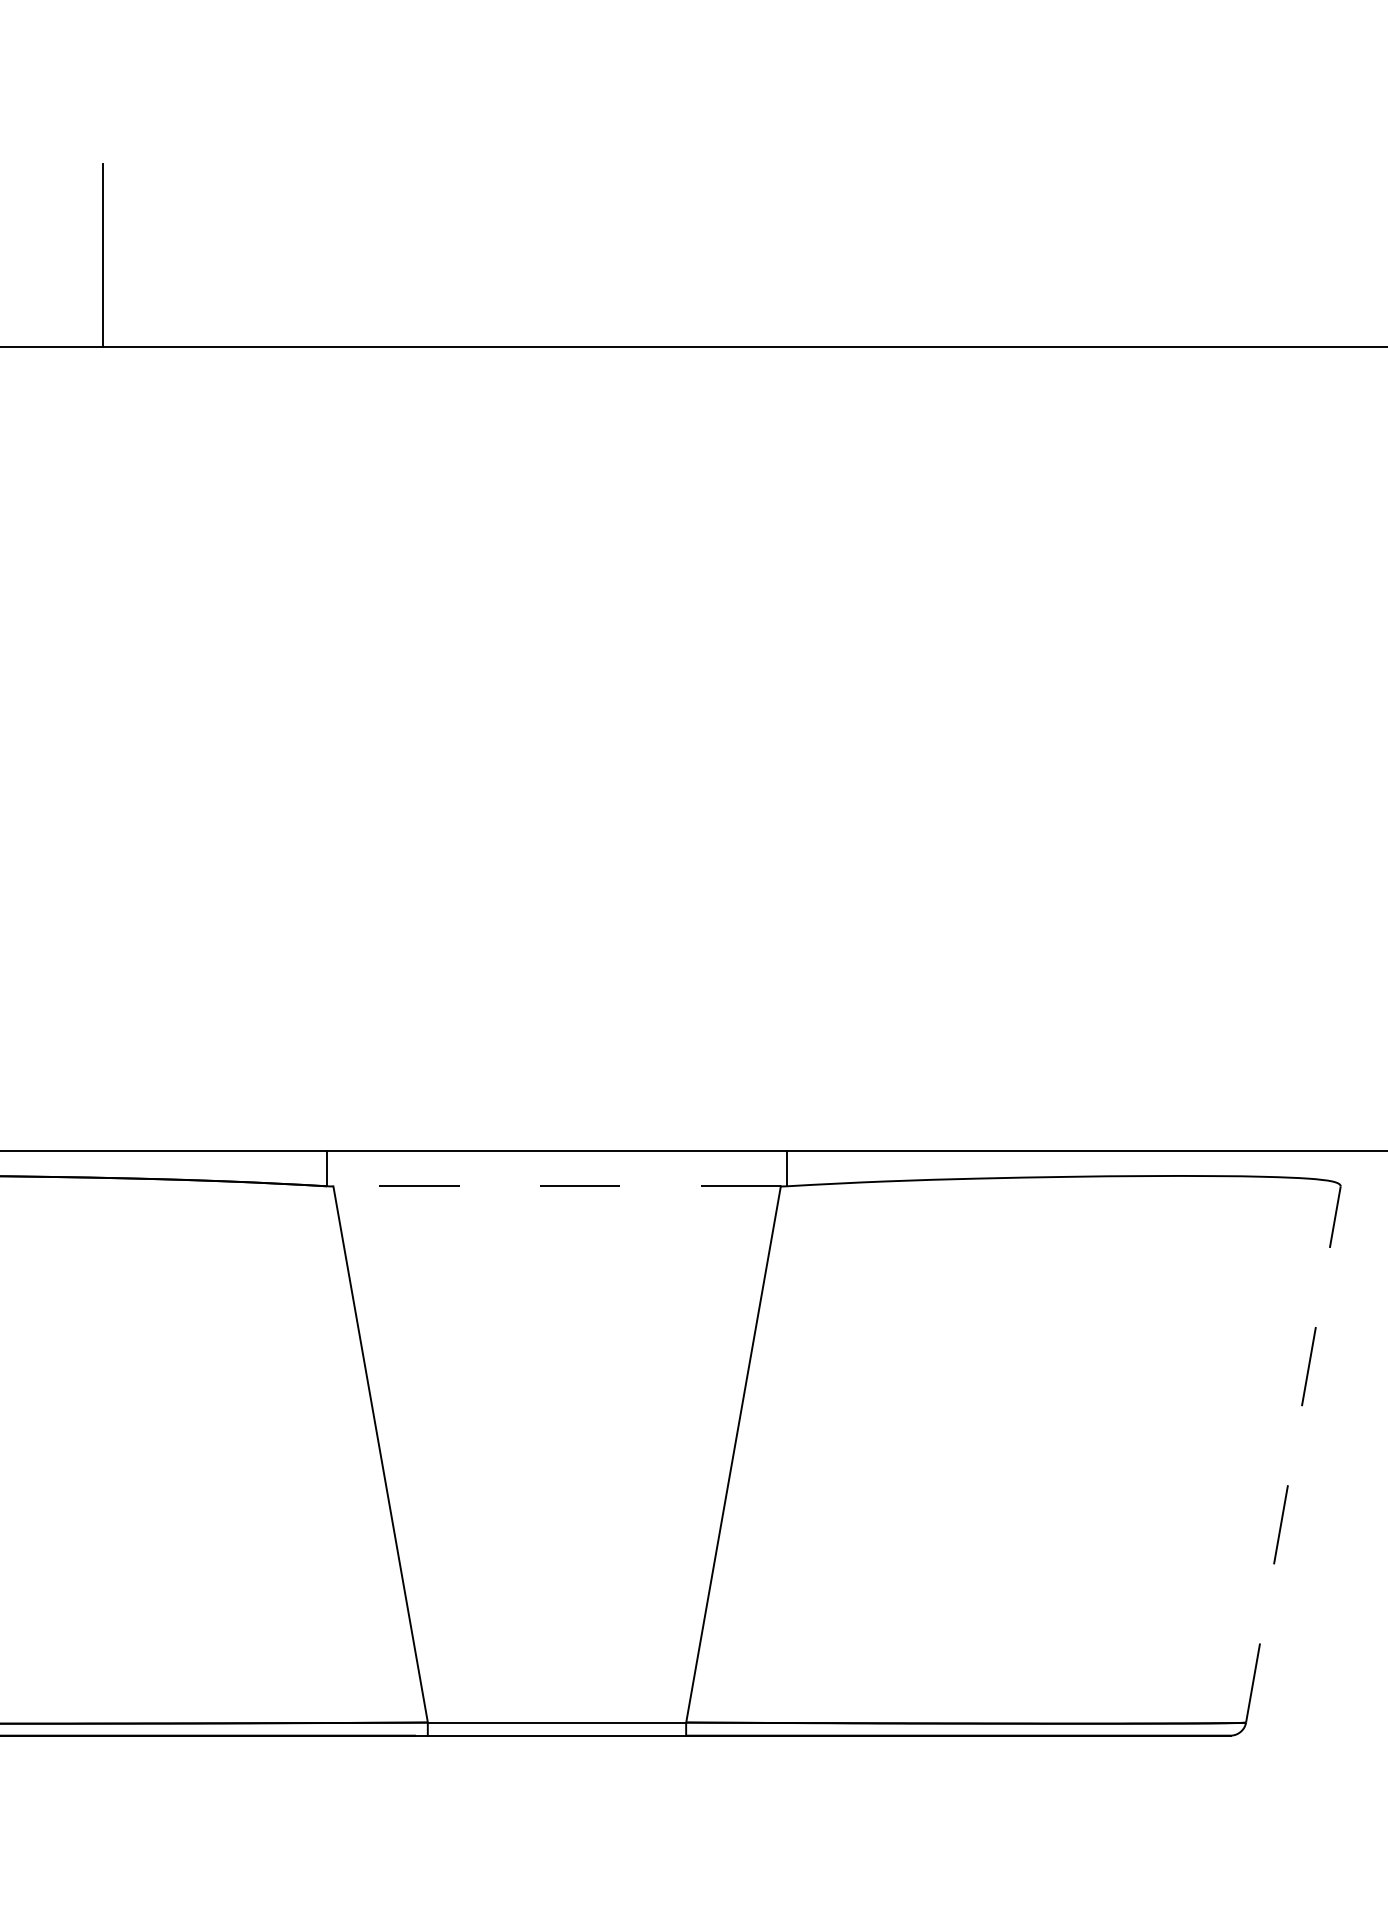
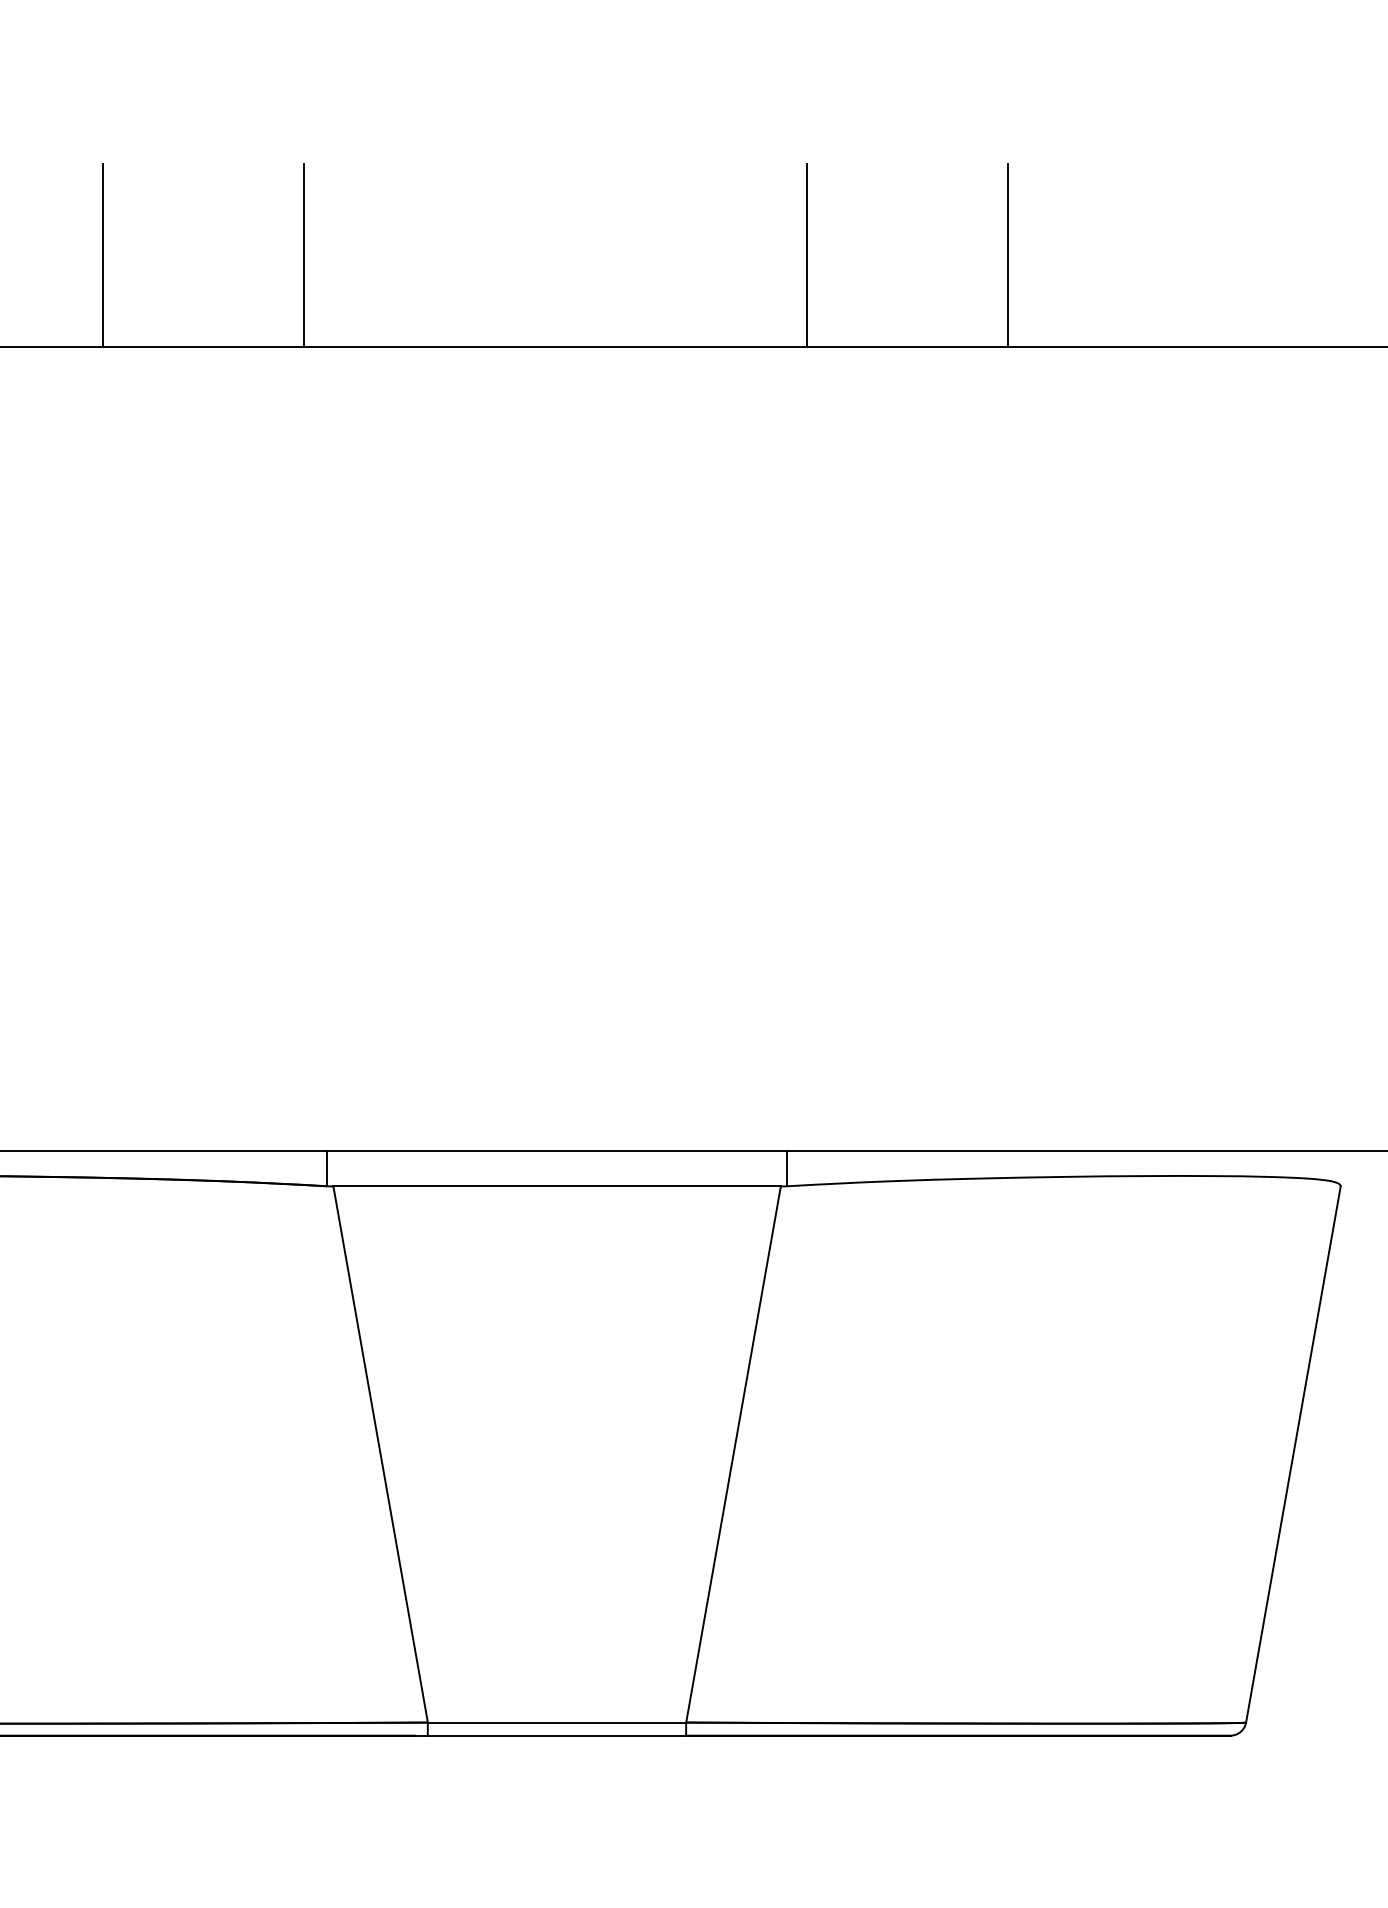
line: none -> present (304, 255)
line: none -> present (807, 255)
line: none -> present (1007, 255)
line: dashed -> solid (557, 1186)
line: dashed -> solid (1293, 1454)
